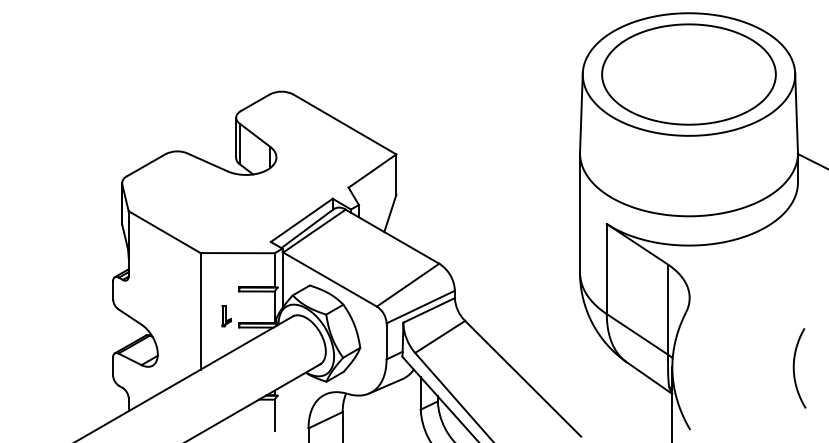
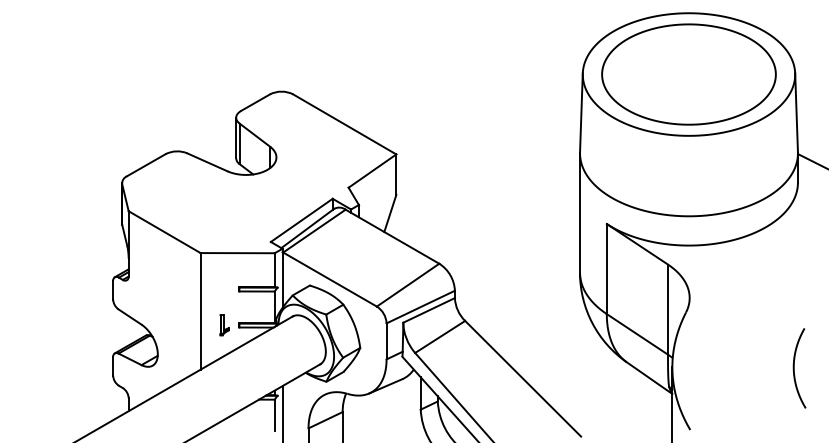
part position: (226, 316) -> (224, 325) (224, 325)
line: none -> present (282, 412)
